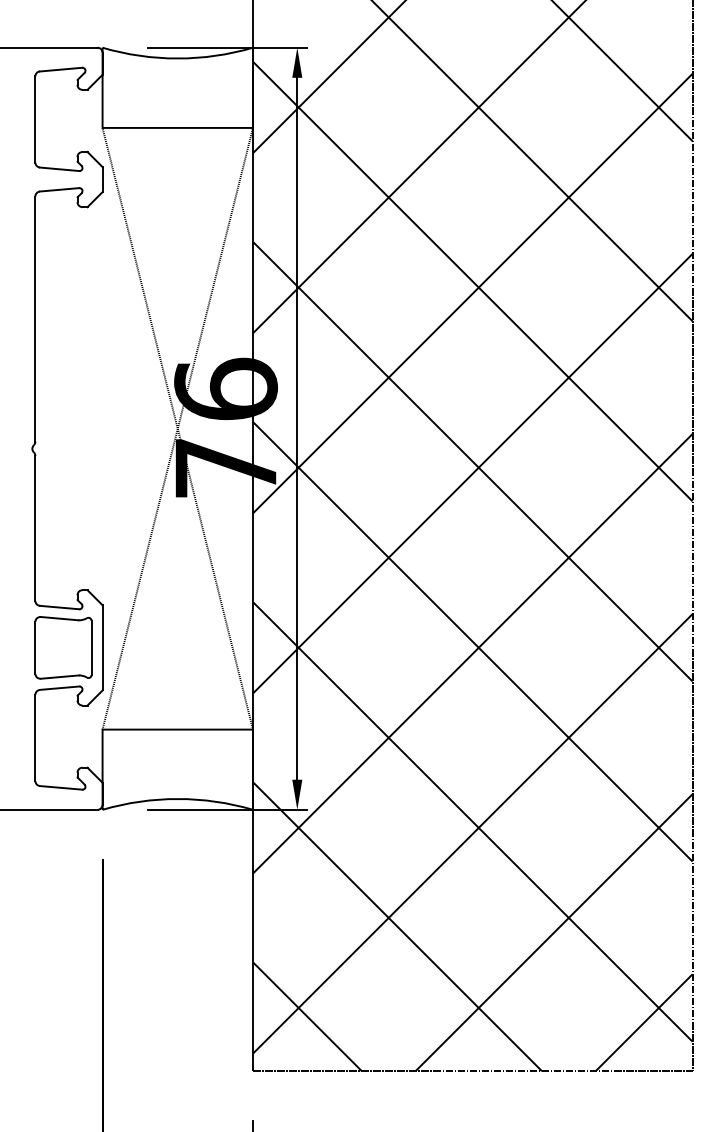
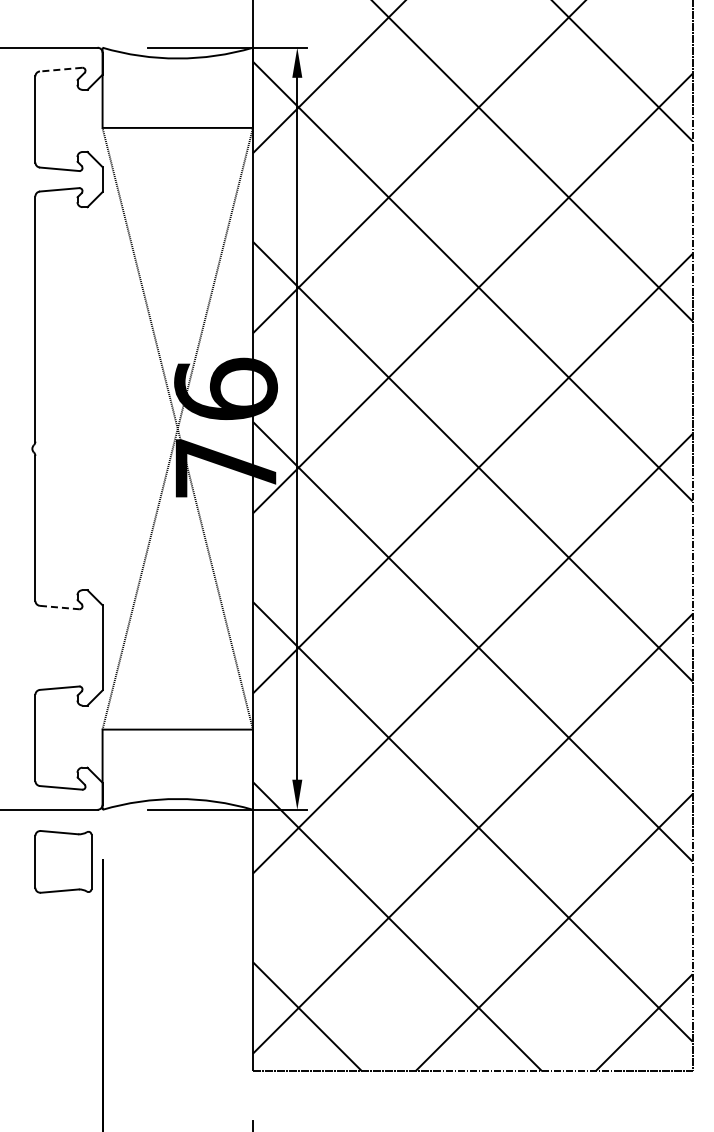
line: solid -> dashed (60, 69)
line: solid -> dashed (59, 607)
part position: (63, 647) -> (63, 861) (63, 861)
